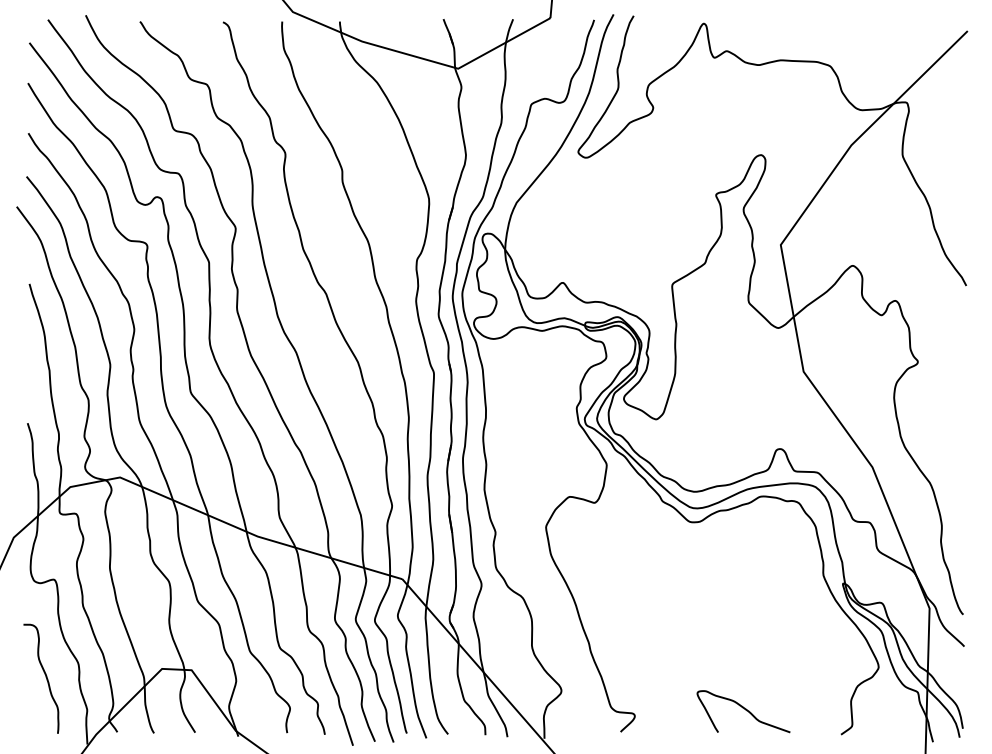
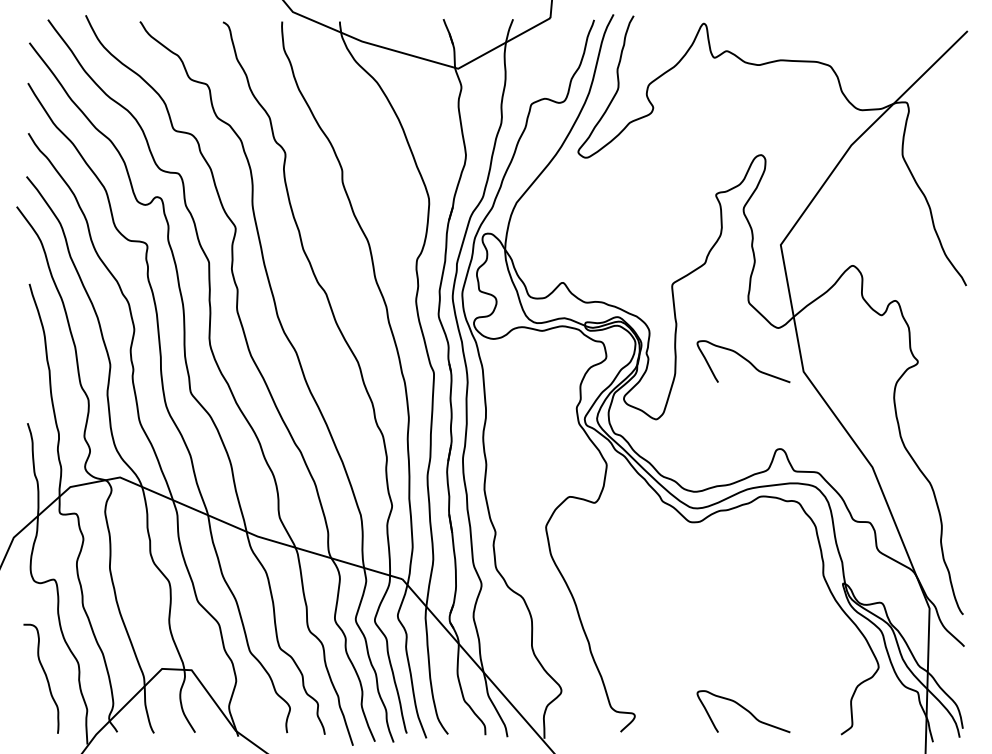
curve: none -> present (744, 359)
